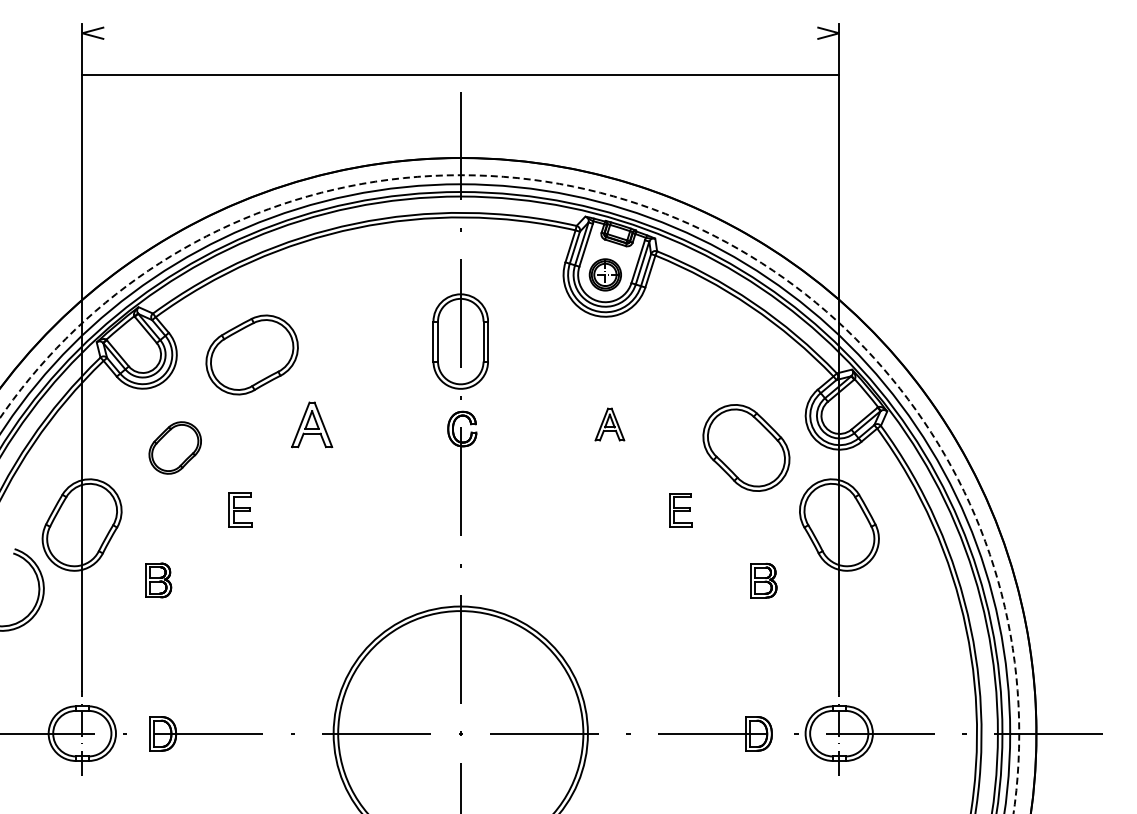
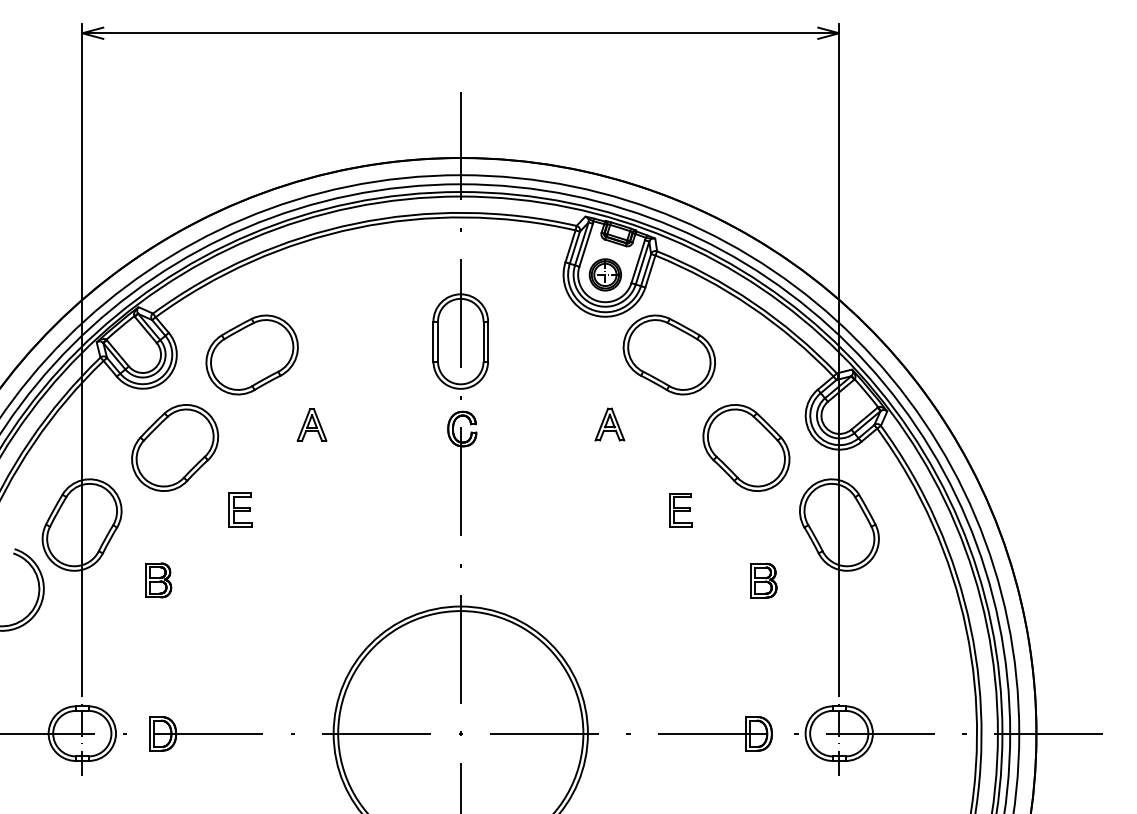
line position: (460, 75) -> (460, 33) (460, 33)
part: none -> present (668, 354)
part size: 43x48 px -> 32x34 px (311, 424)
part size: 54x54 px -> 89x88 px (175, 447)
circle: dashed -> solid (509, 494)
